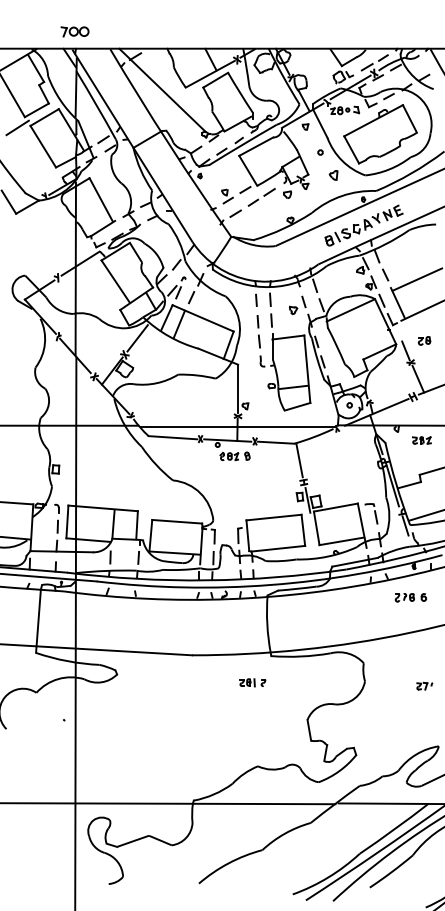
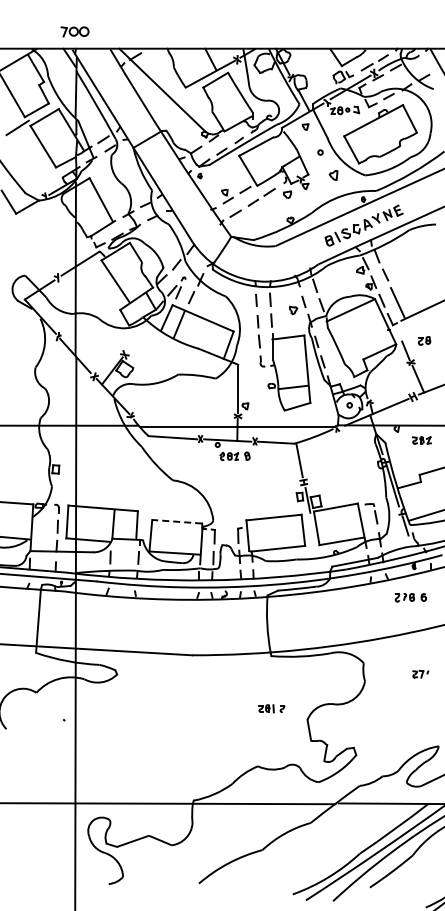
line: present -> none (416, 279)
line: present -> none (137, 338)
line: solid -> dashed (176, 521)
part position: (252, 682) -> (271, 708) (271, 708)
part position: (424, 685) -> (420, 673) (420, 673)
